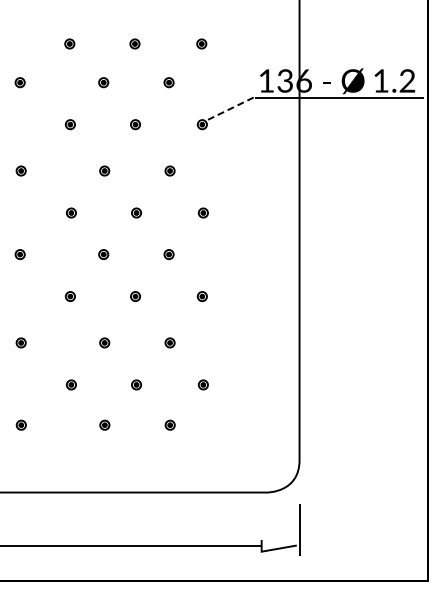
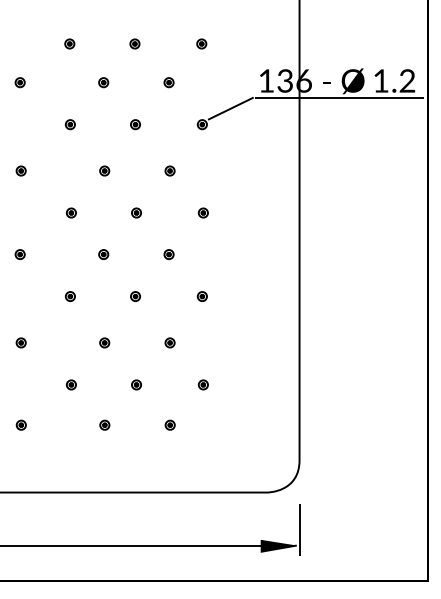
line: dashed -> solid (230, 108)
fill: none -> present (278, 545)
